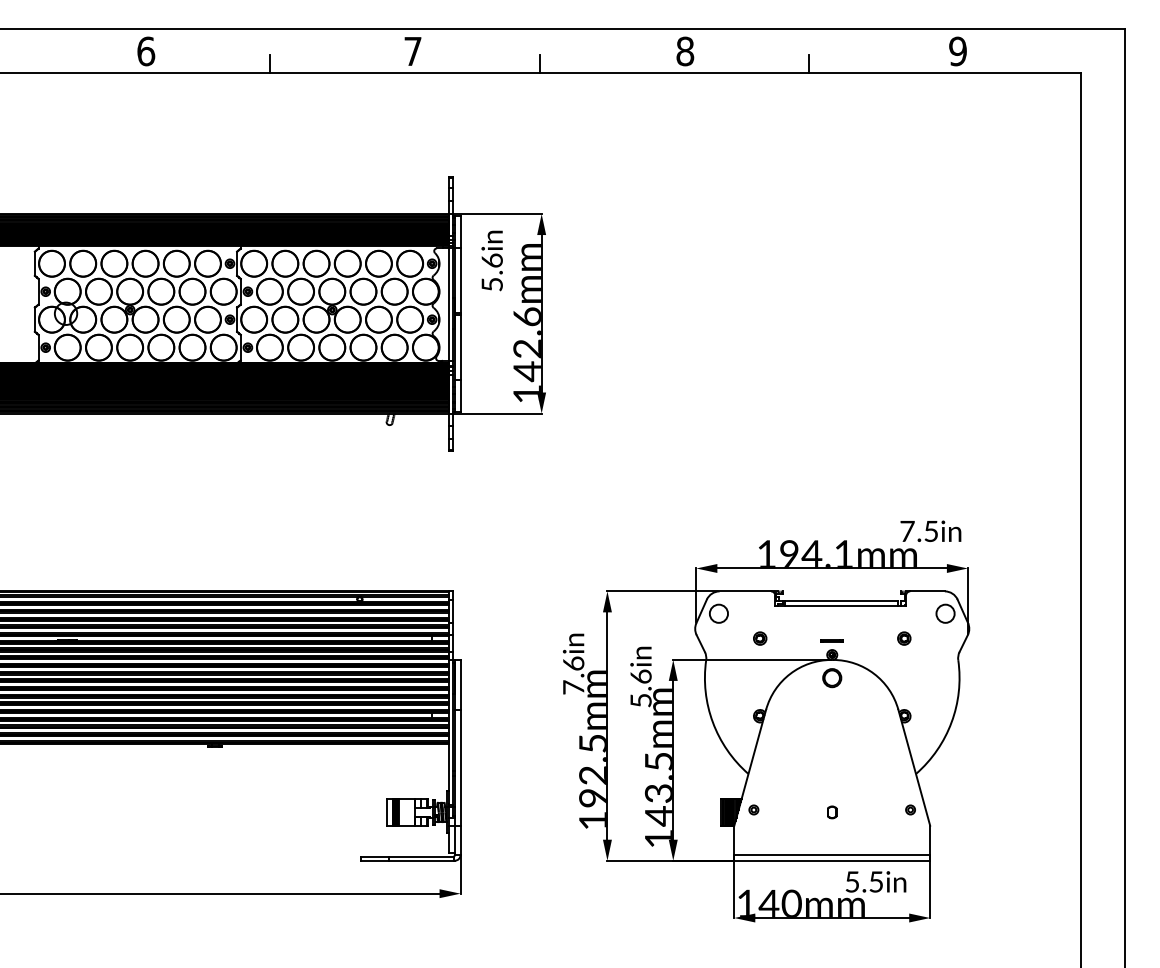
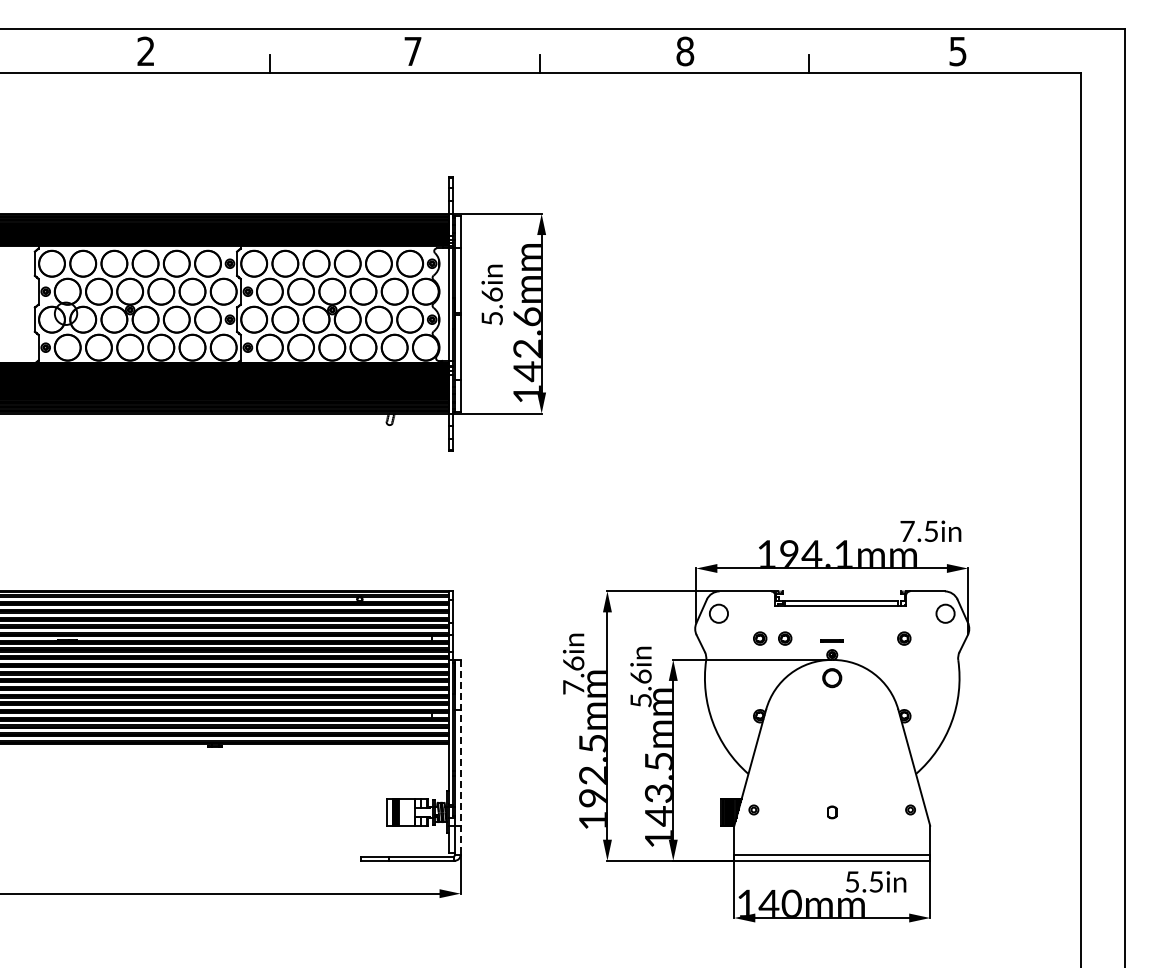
text: 6 -> 2 (146, 51)
text: 9 -> 5 (957, 51)
text position: (491, 260) -> (491, 294) (491, 294)
part: none -> present (785, 638)
line: solid -> dashed (460, 757)
